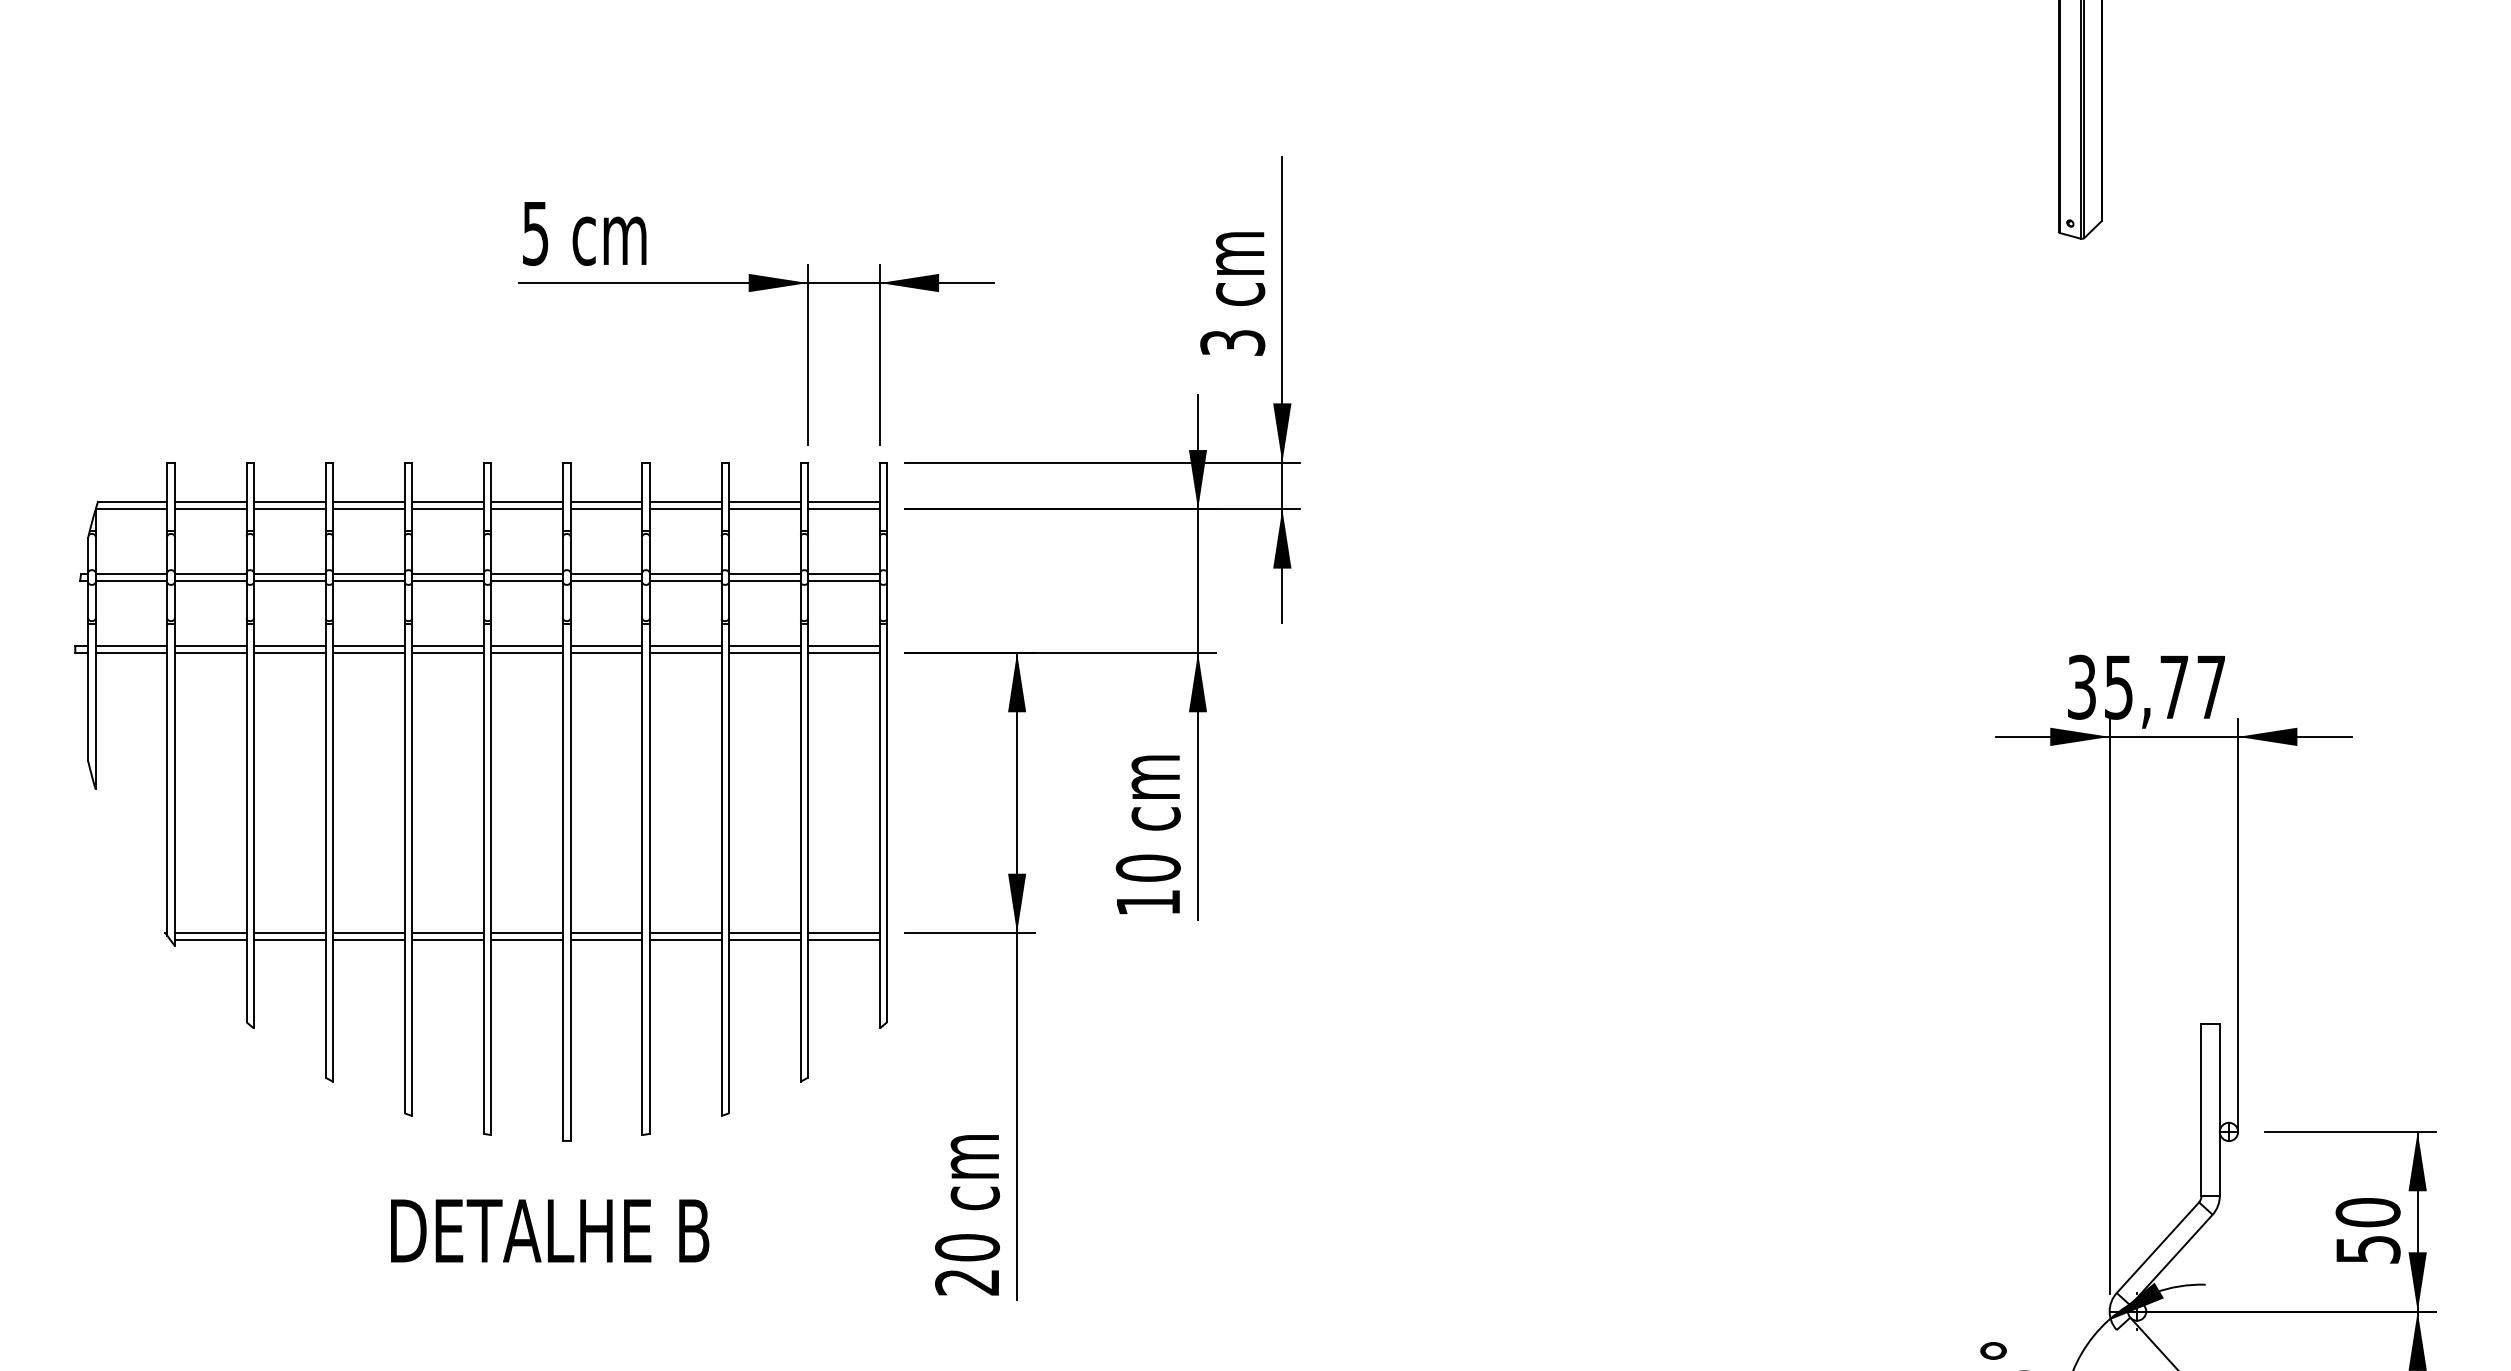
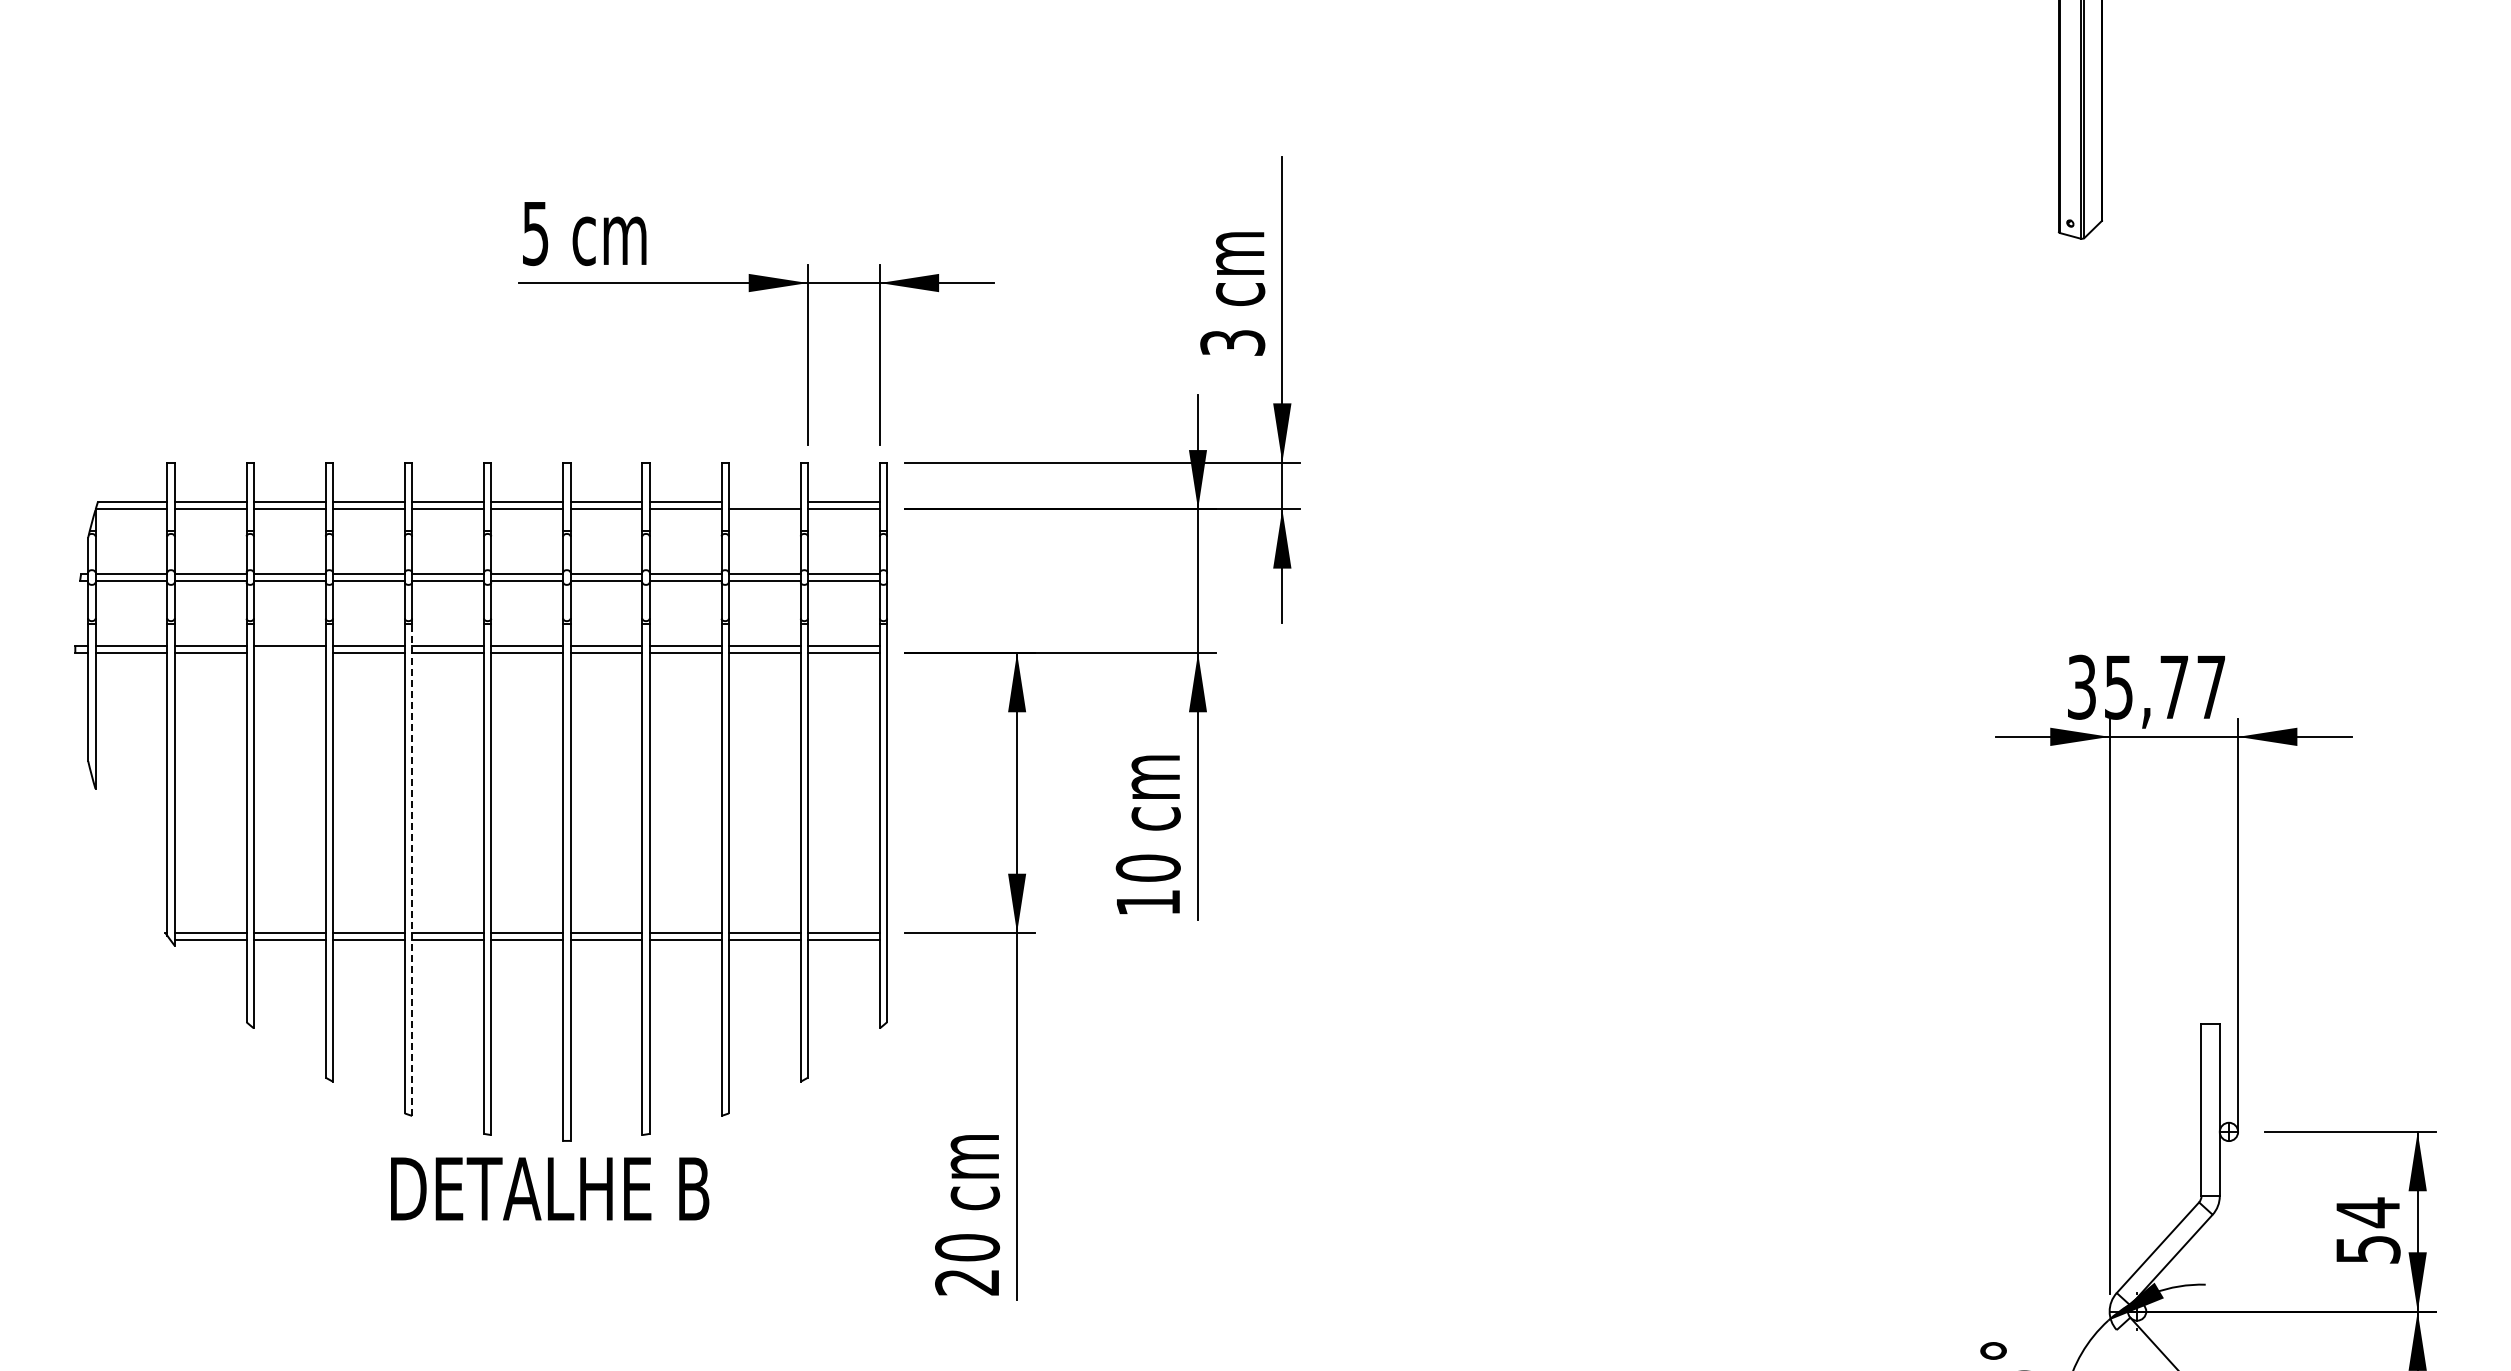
line: present -> none (764, 502)
line: present -> none (289, 653)
line: solid -> dashed (412, 869)
text: 50 -> 54 (2367, 1212)
text position: (550, 1230) -> (550, 1188) (550, 1188)
